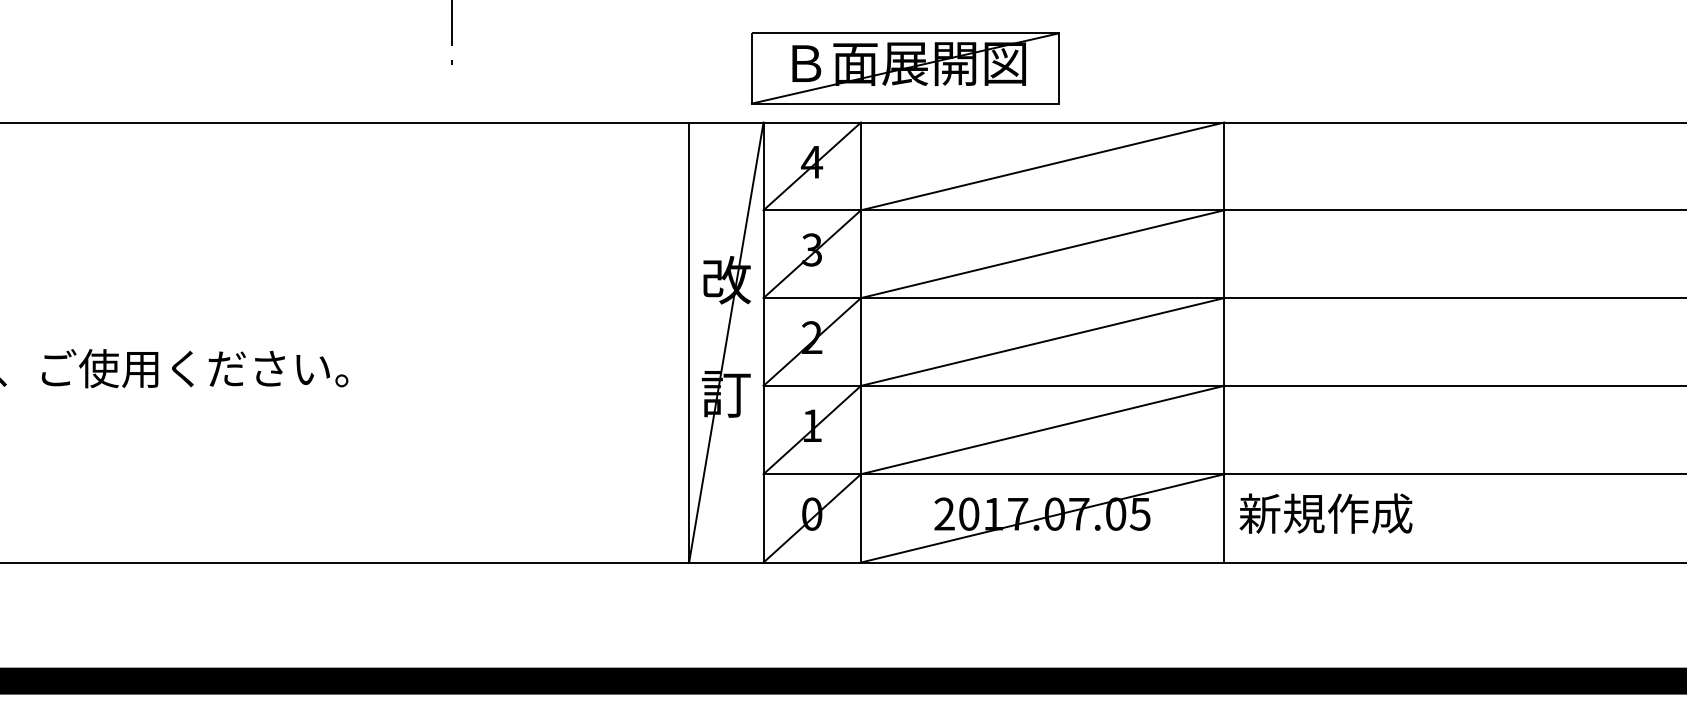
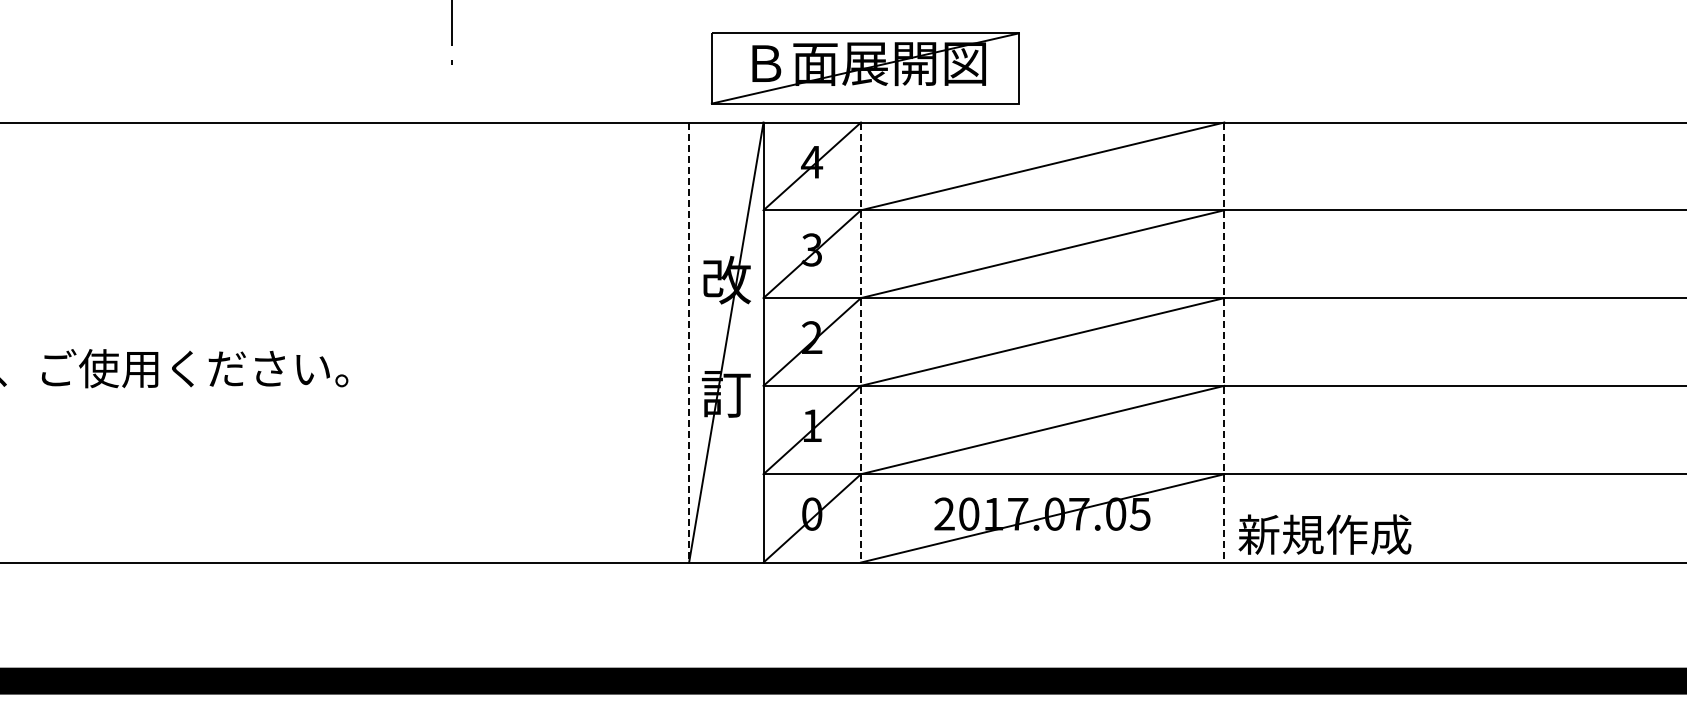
part position: (904, 68) -> (864, 68) (864, 68)
line: solid -> dashed (689, 343)
line: solid -> dashed (861, 343)
line: solid -> dashed (1224, 343)
text position: (1325, 513) -> (1324, 534) (1324, 534)
